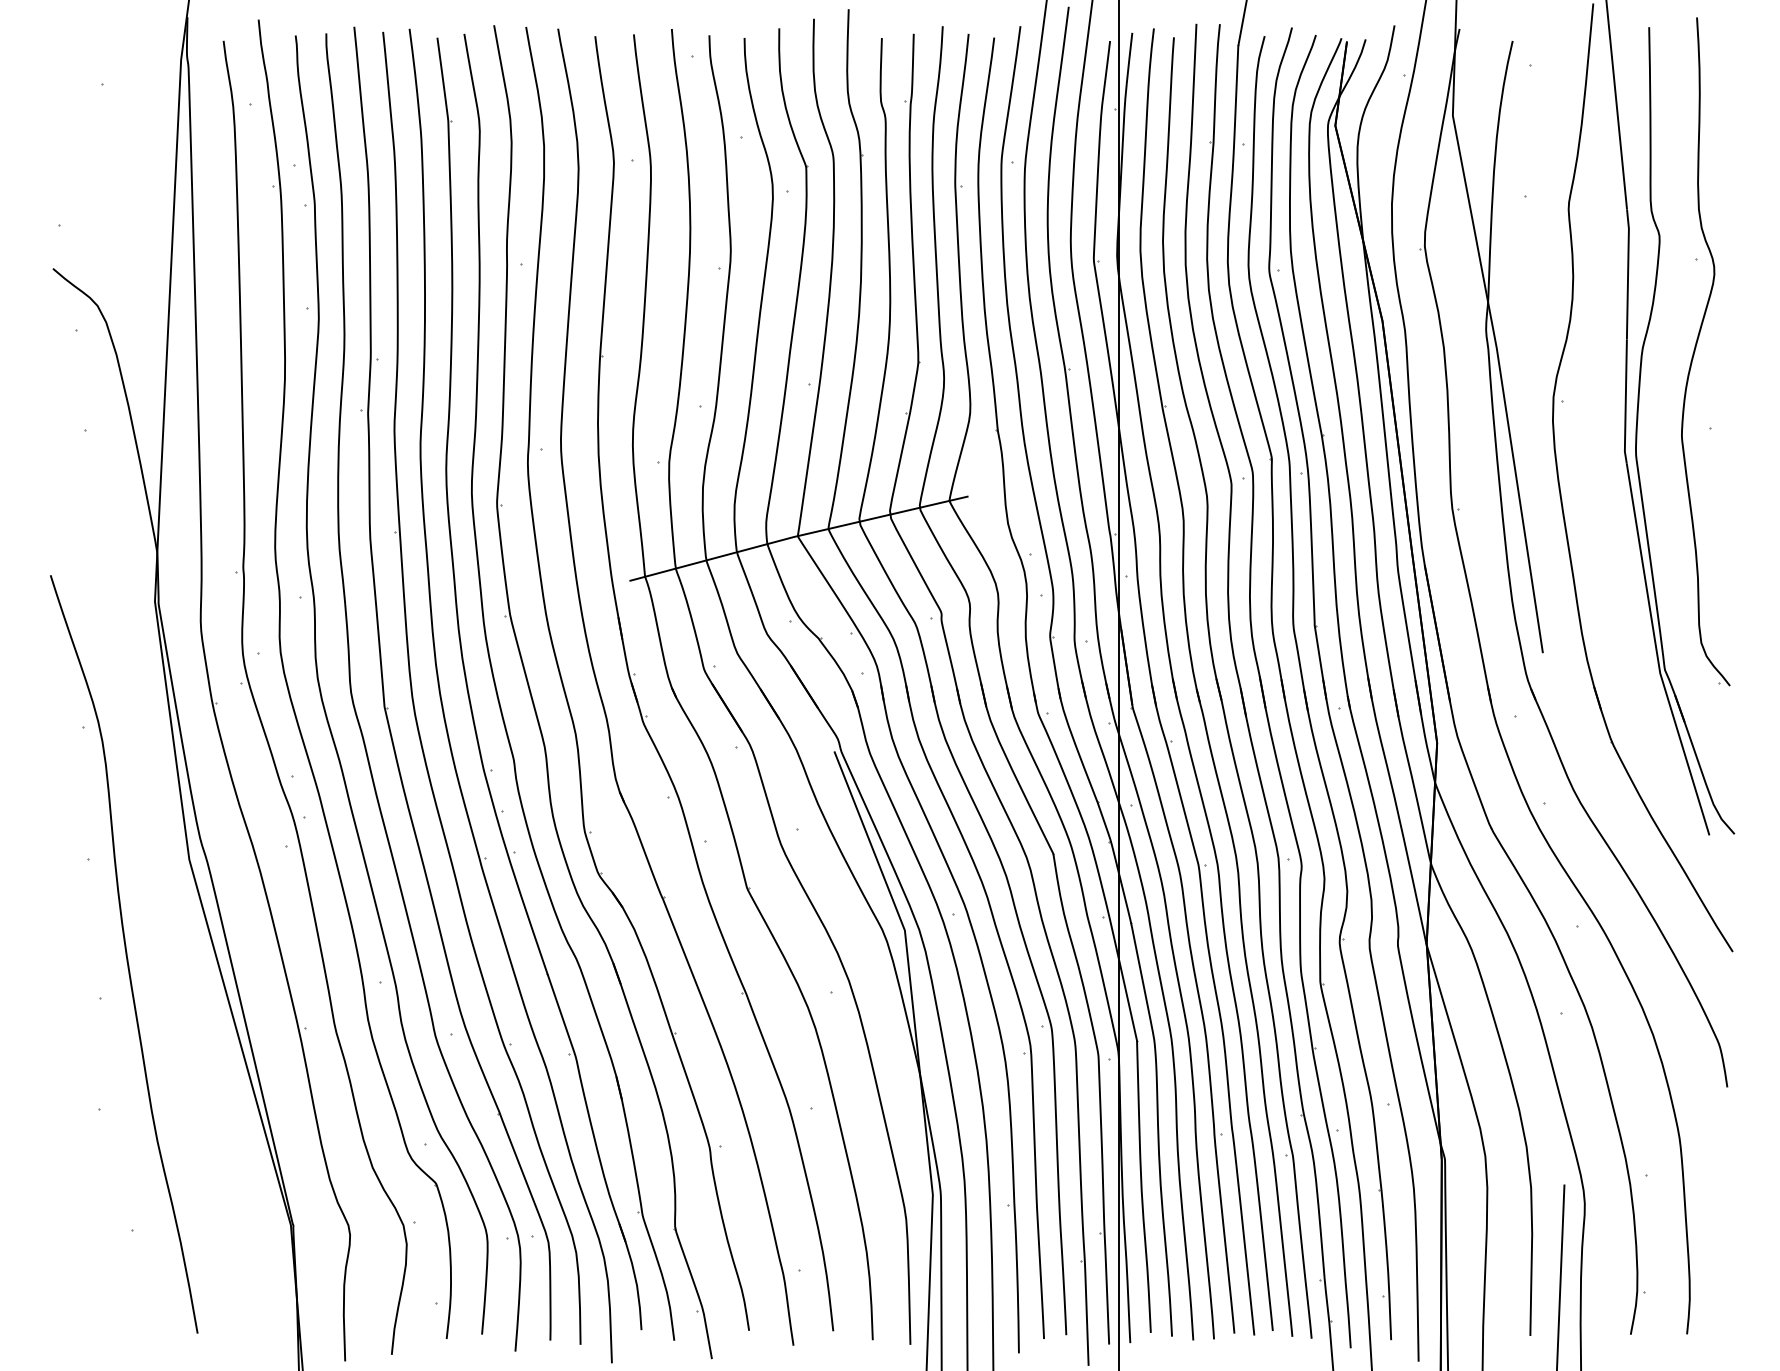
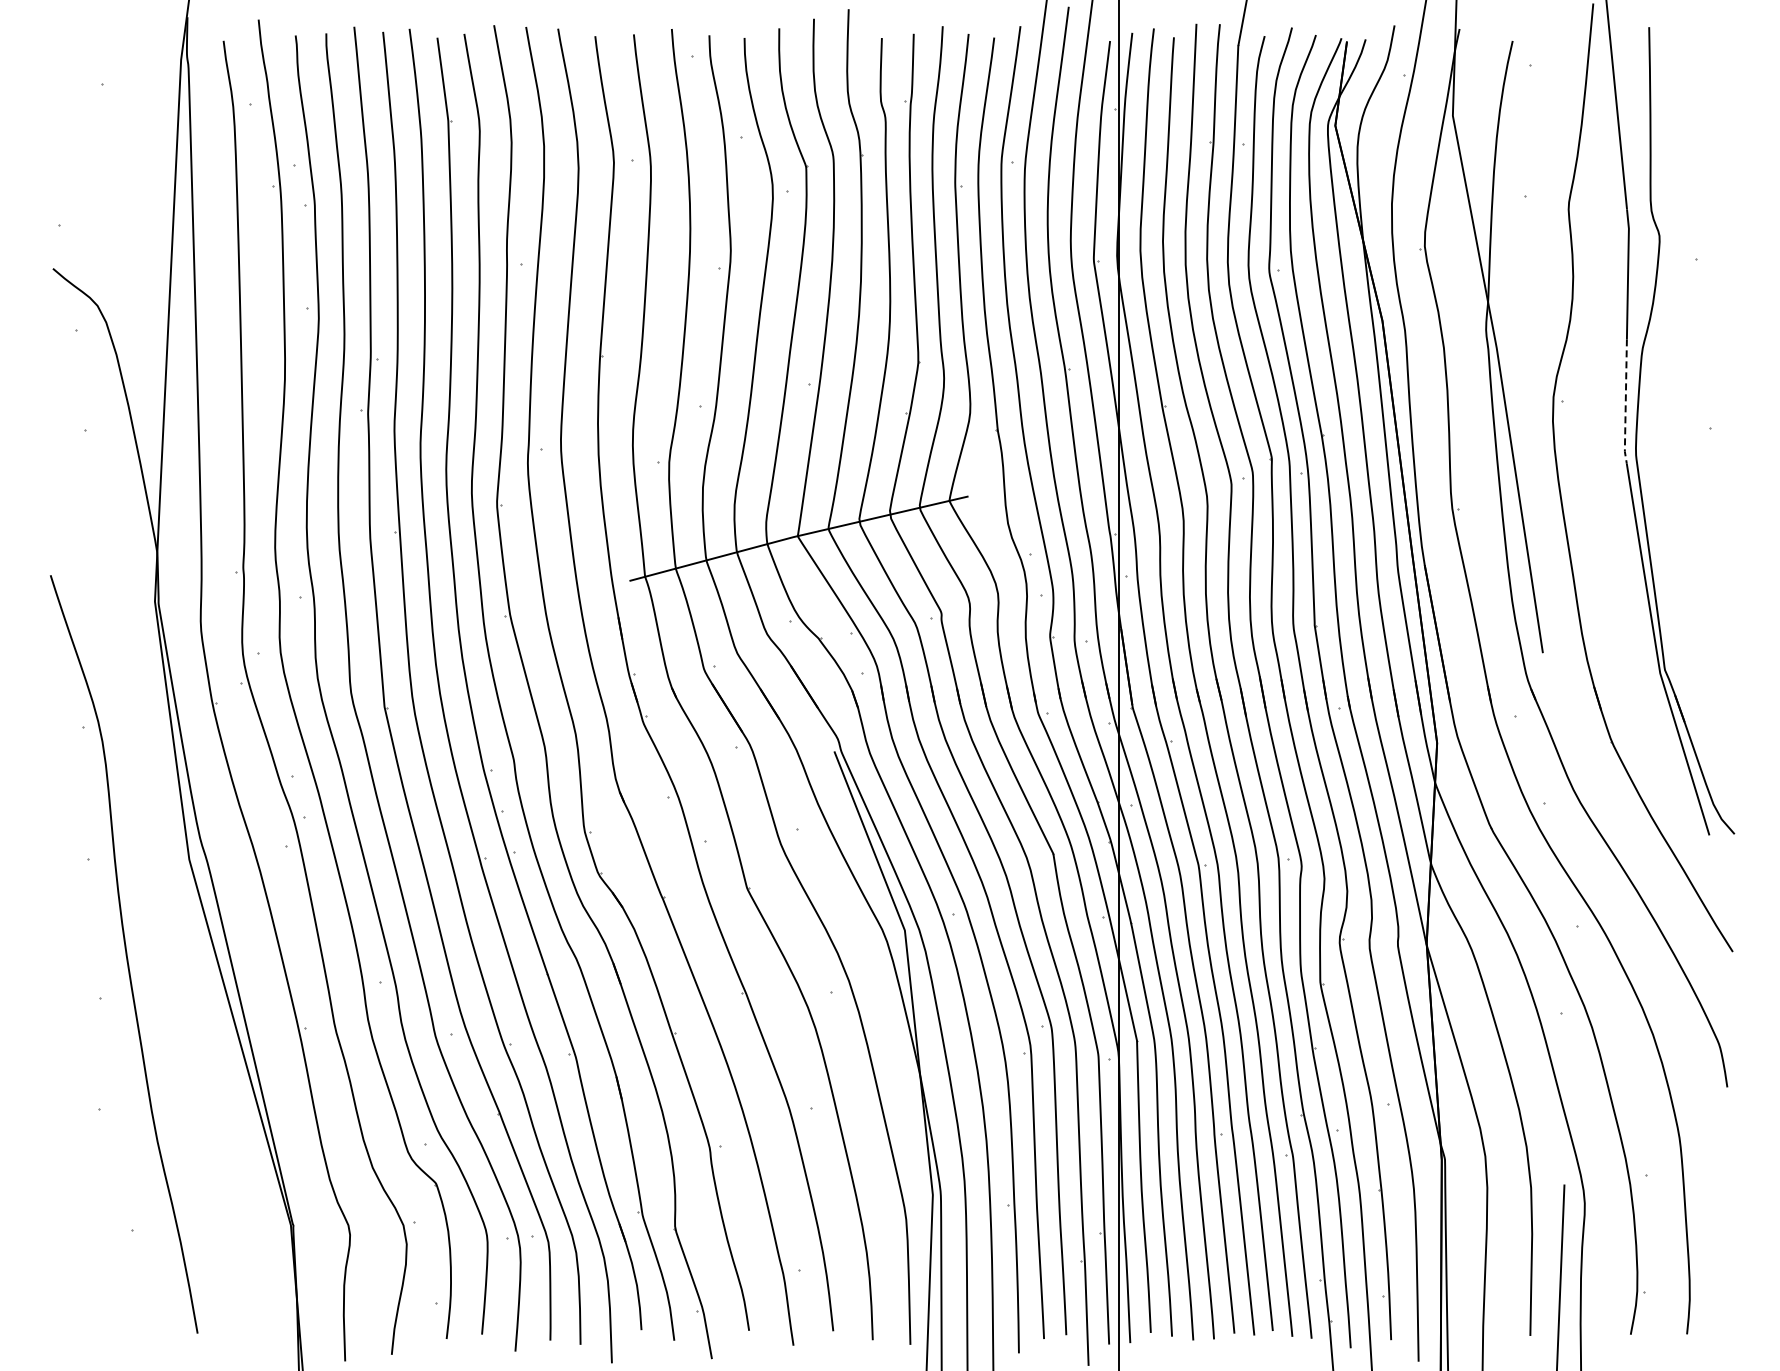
part: present -> none (1696, 347)
line: solid -> dashed (1625, 402)
